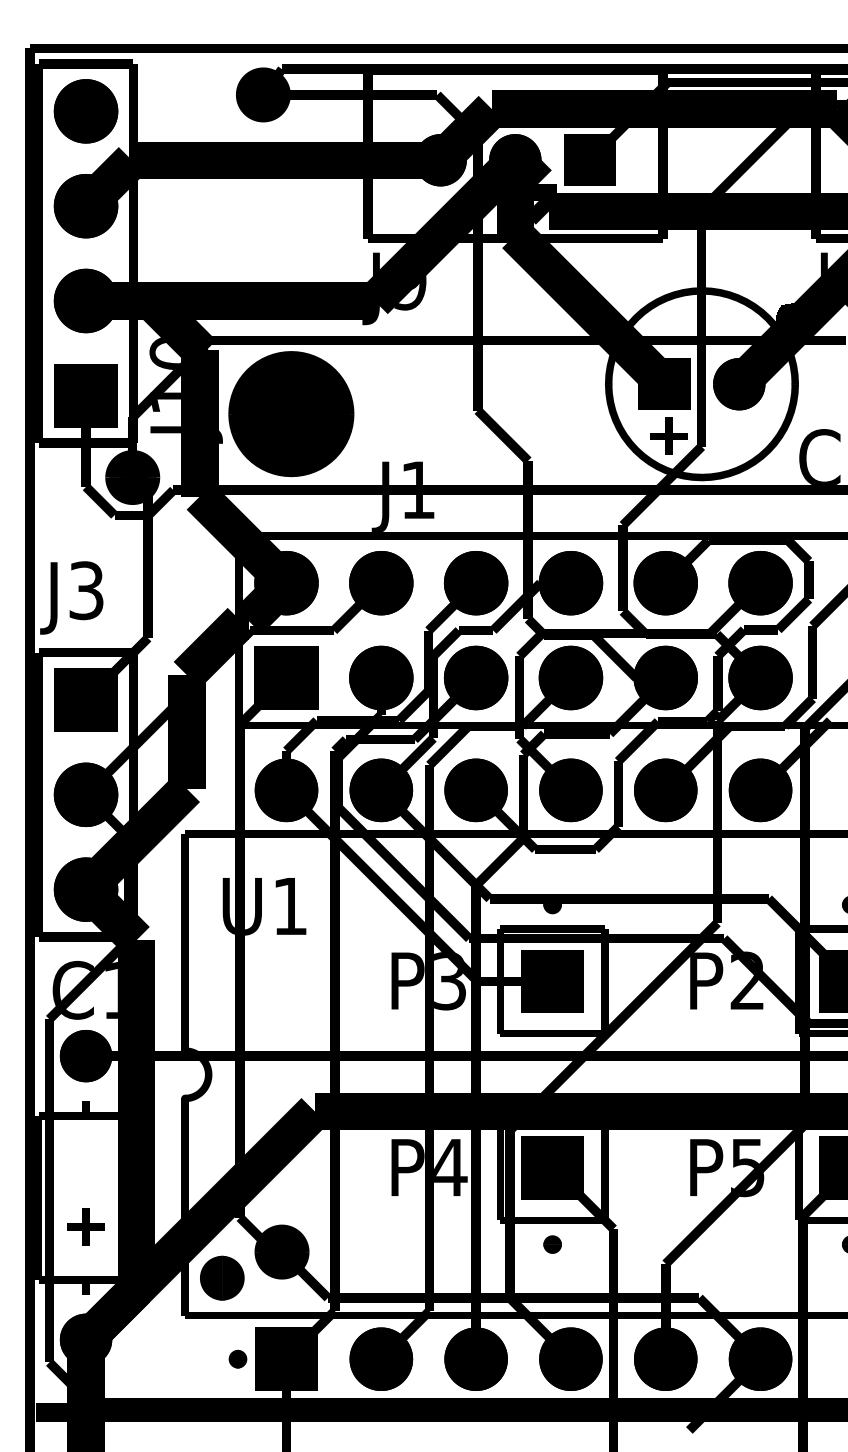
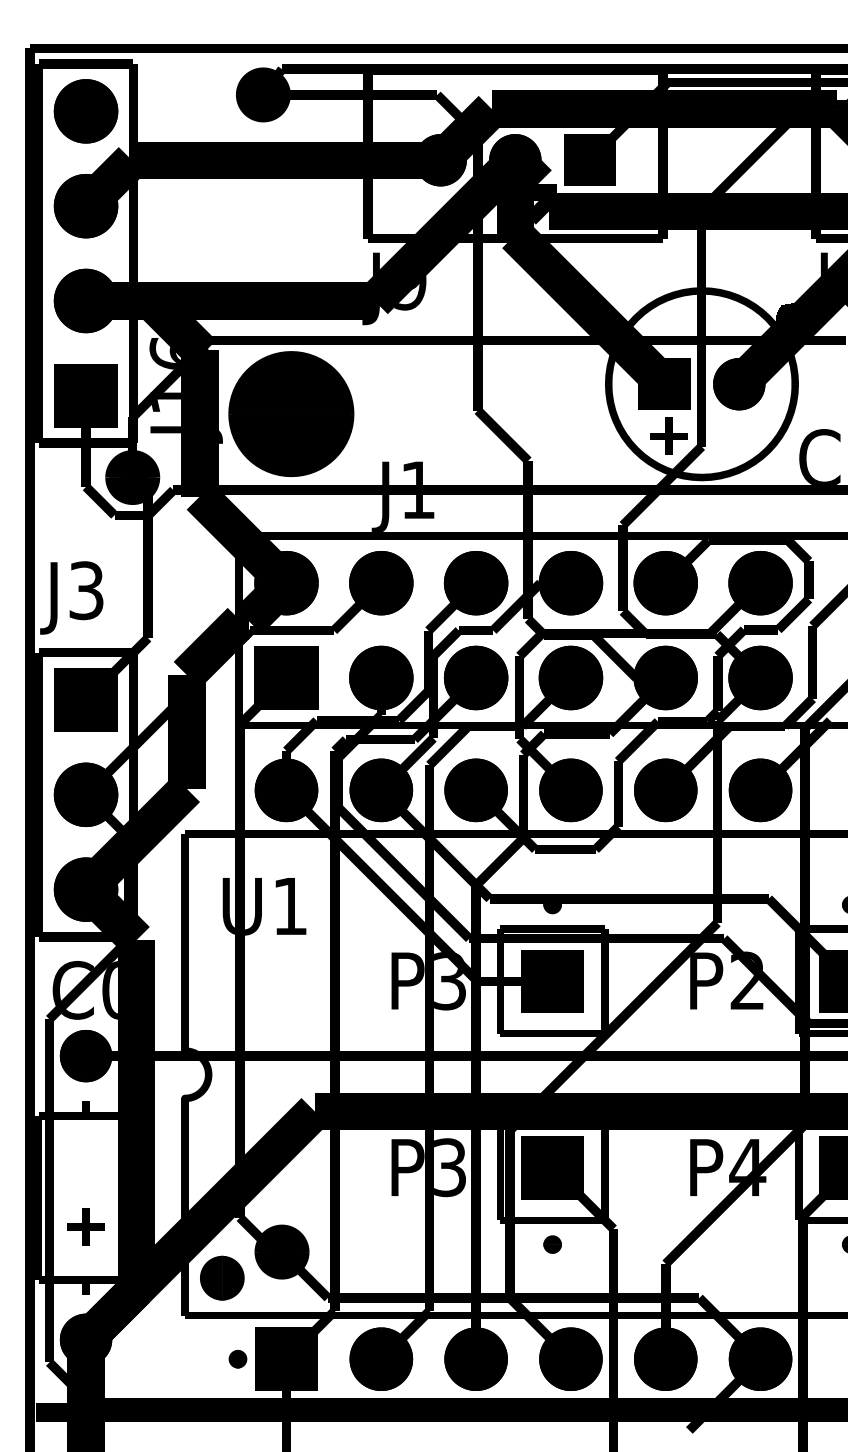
text: J10 -> J16 (178, 353)
text: C1 -> C0 (109, 990)
text: P4 -> P3 (450, 1167)
text: P5 -> P4 (747, 1168)
